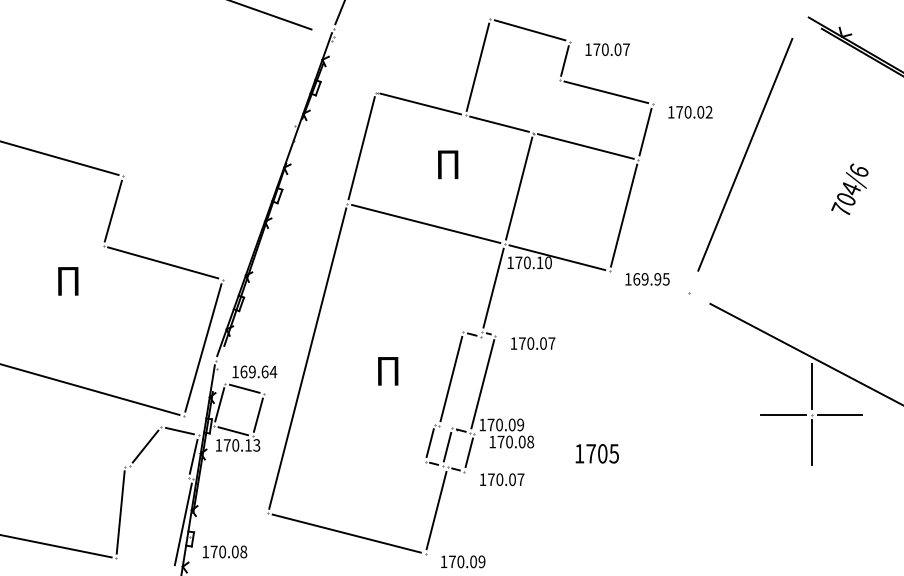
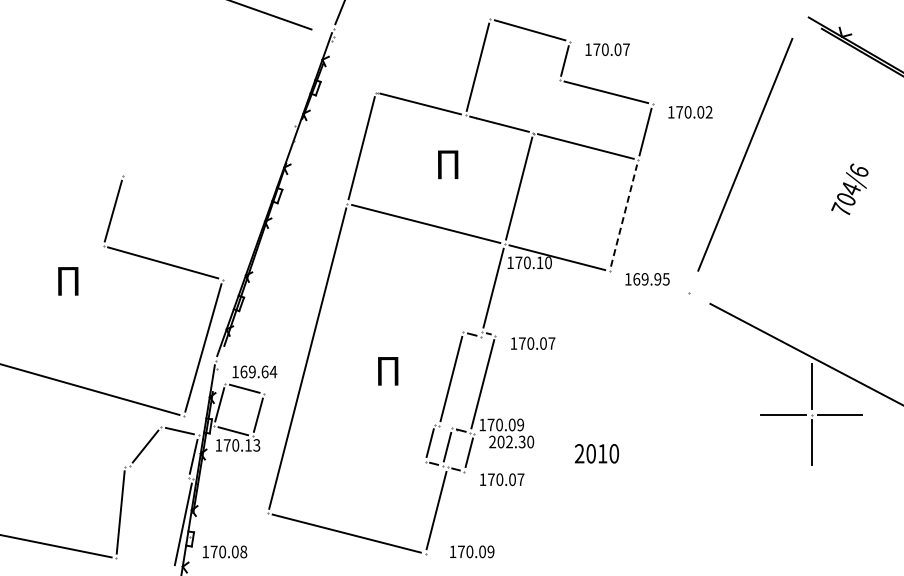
line: present -> none (60, 157)
line: solid -> dashed (624, 215)
text: 170.08 -> 202.30 (511, 441)
text: 1705 -> 2010 (596, 453)
text position: (463, 561) -> (472, 551) (472, 551)
